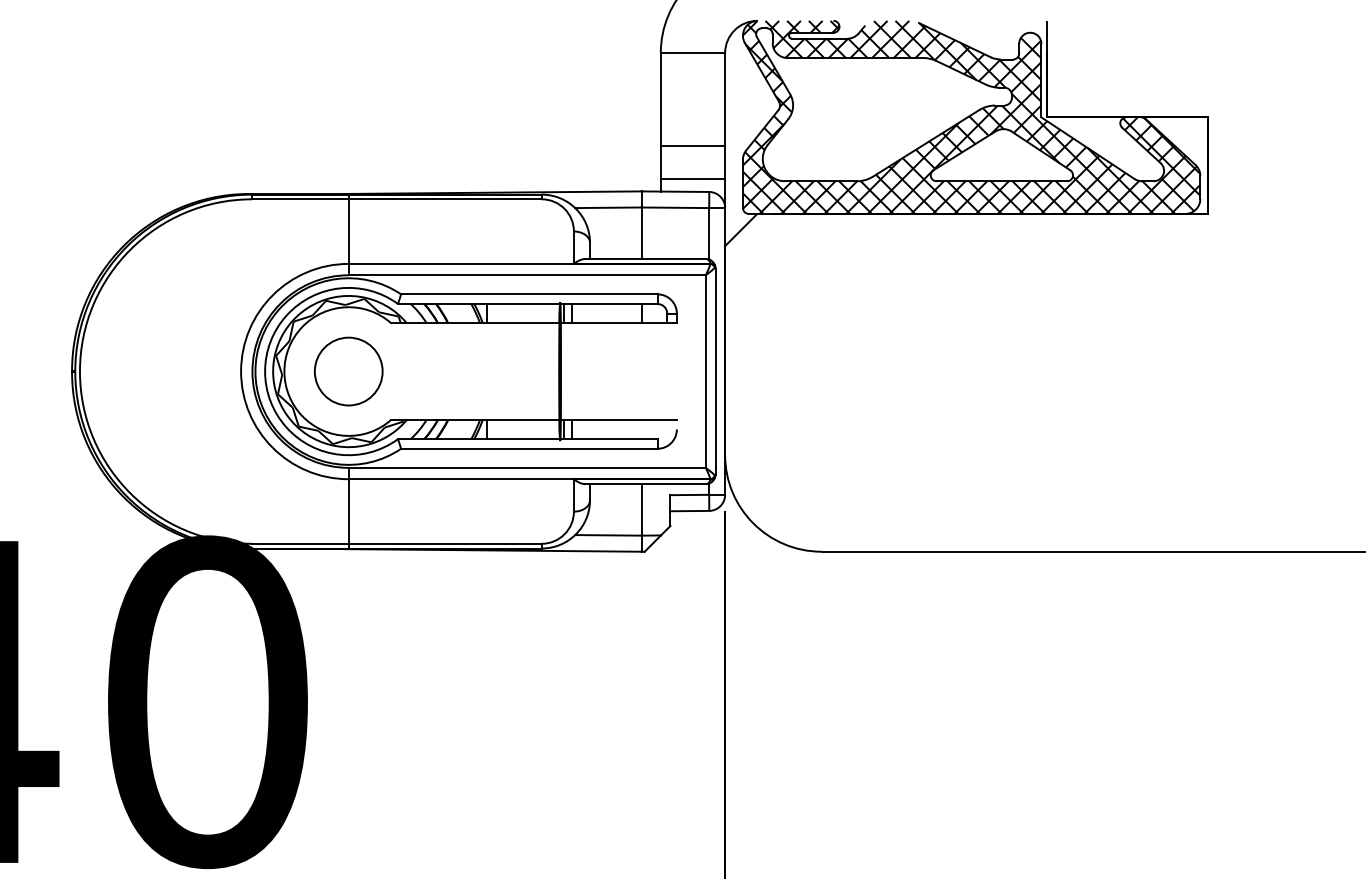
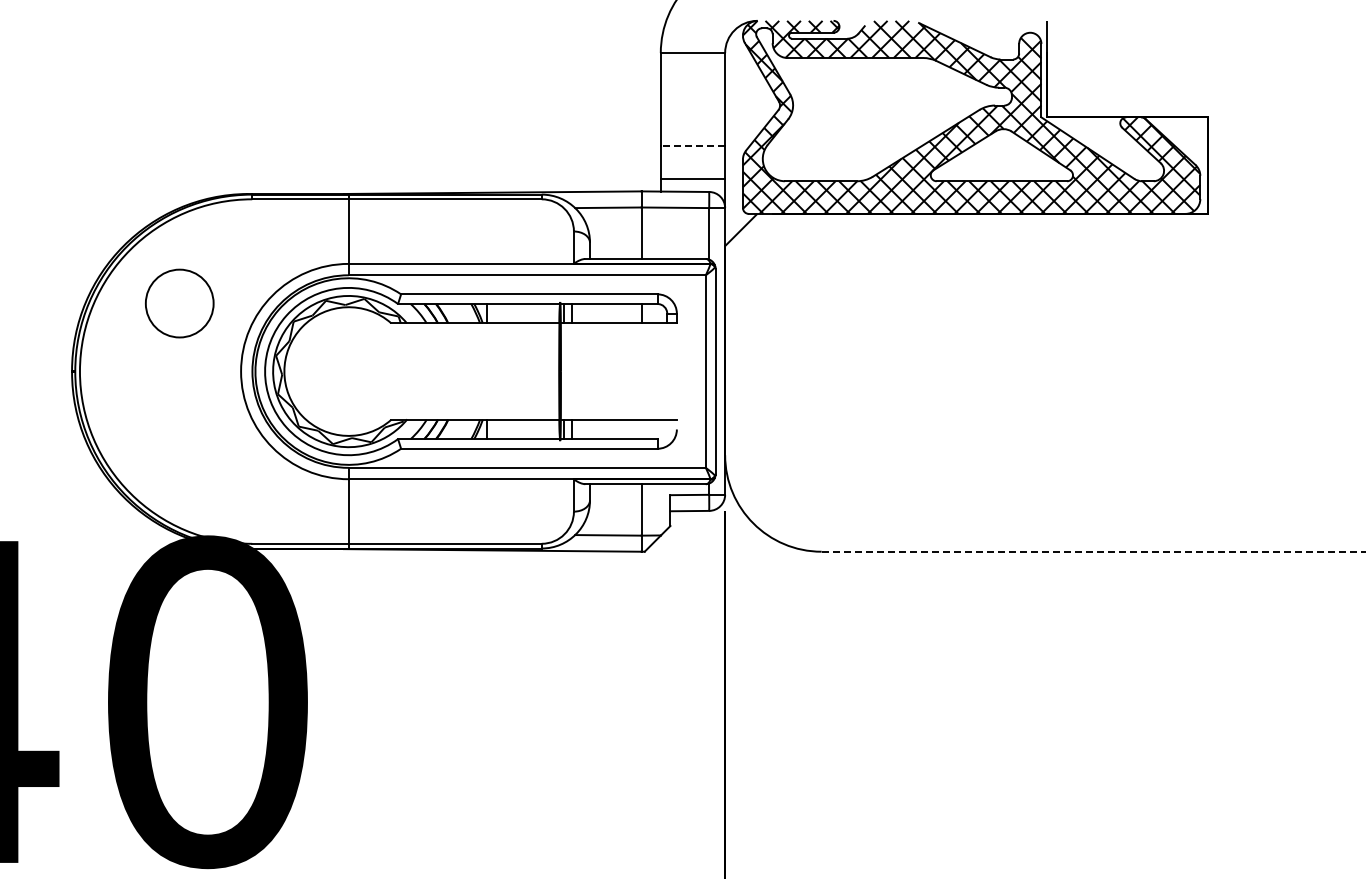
line: solid -> dashed (692, 146)
circle position: (348, 371) -> (179, 303) (179, 303)
line: solid -> dashed (1093, 551)
